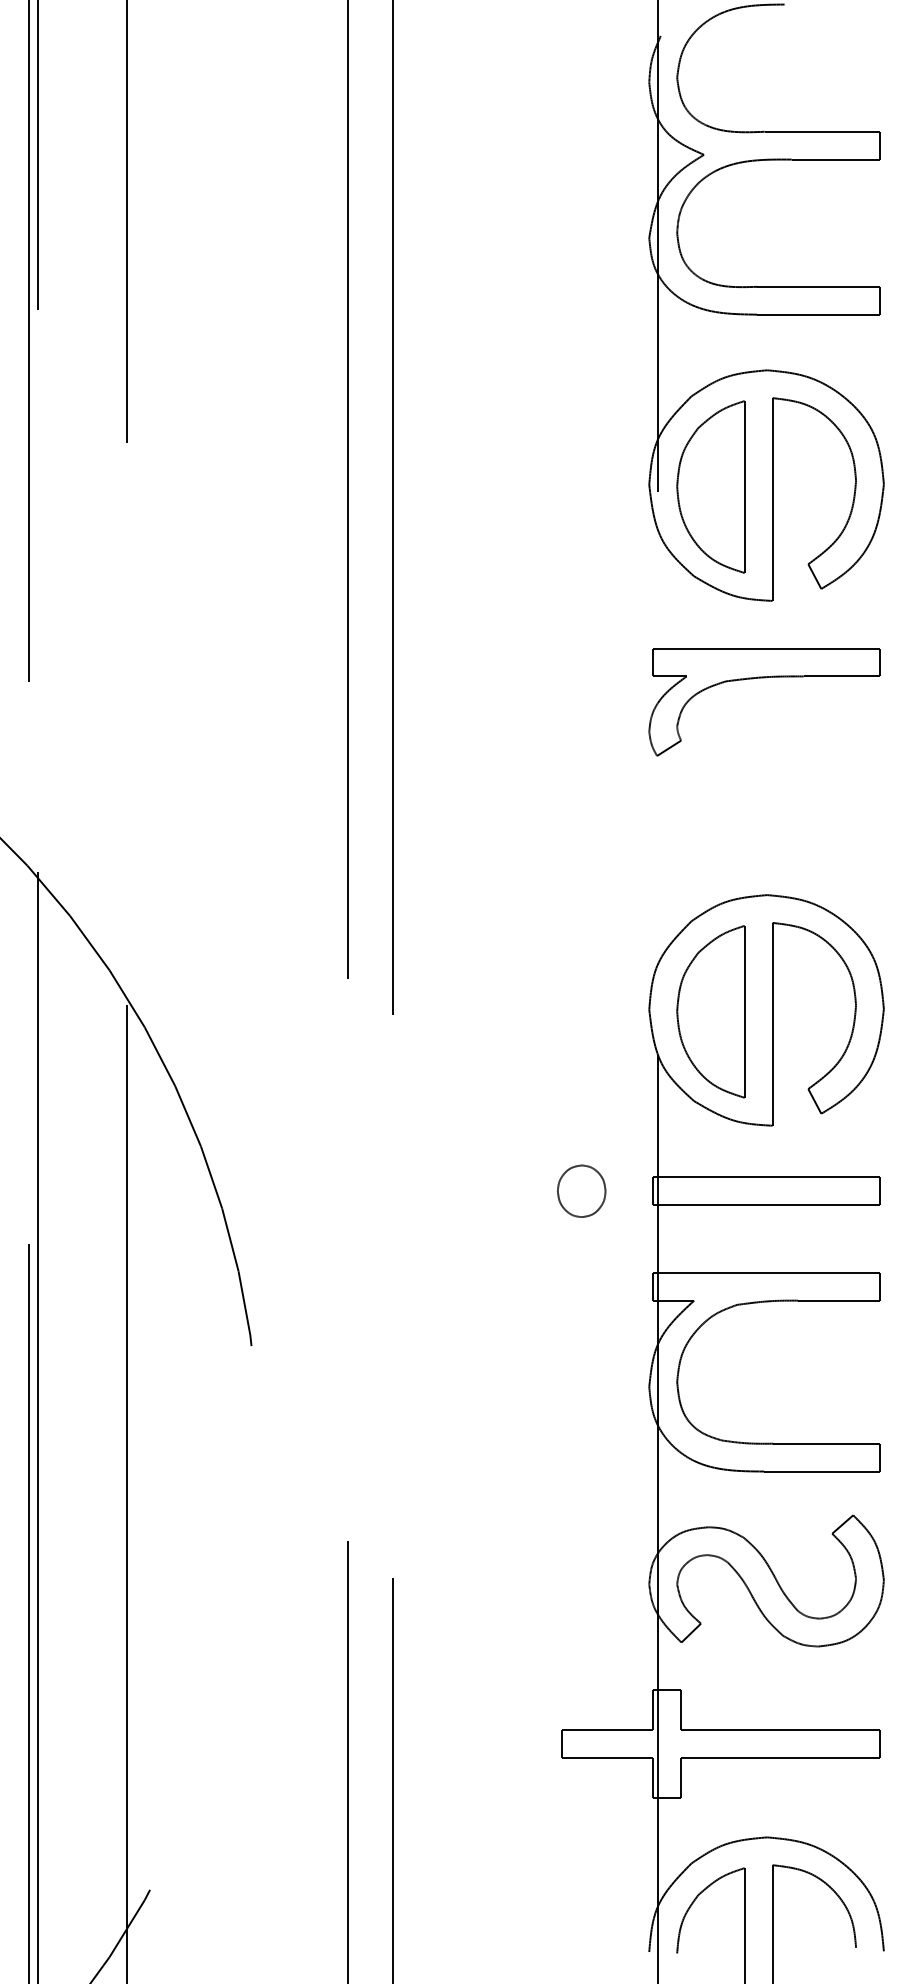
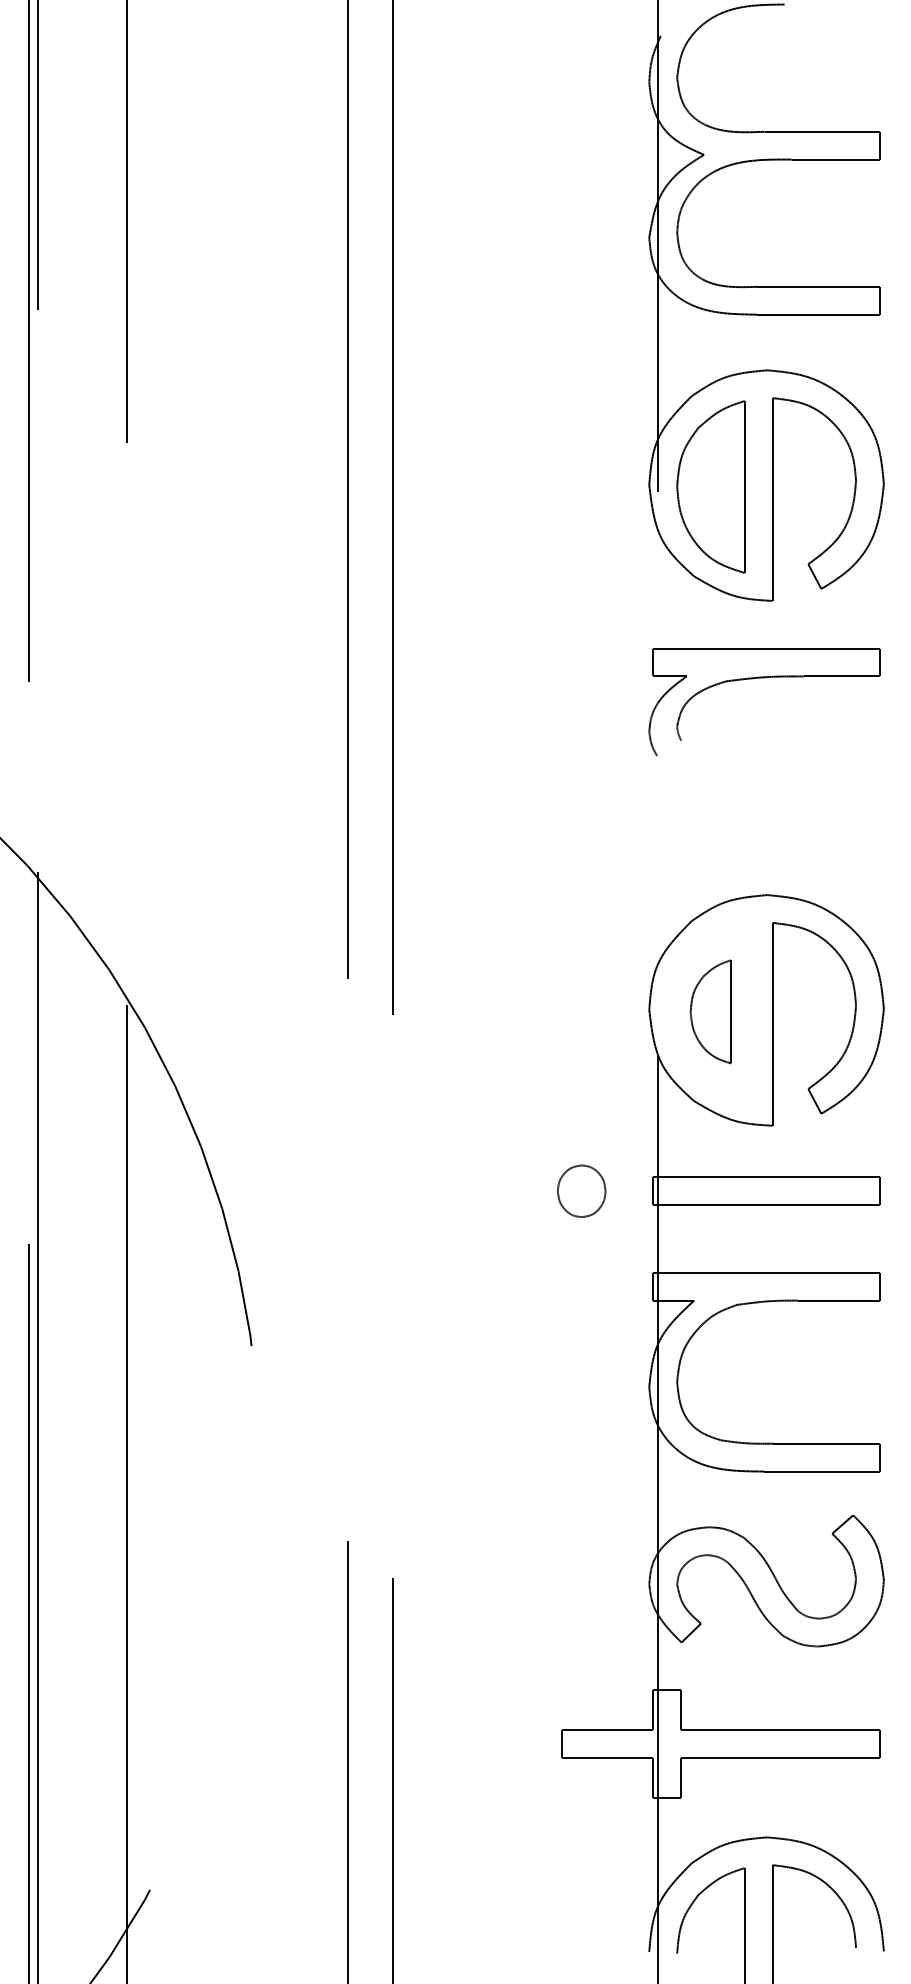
line: present -> none (669, 747)
part size: 70x174 px -> 43x106 px (710, 1011)
